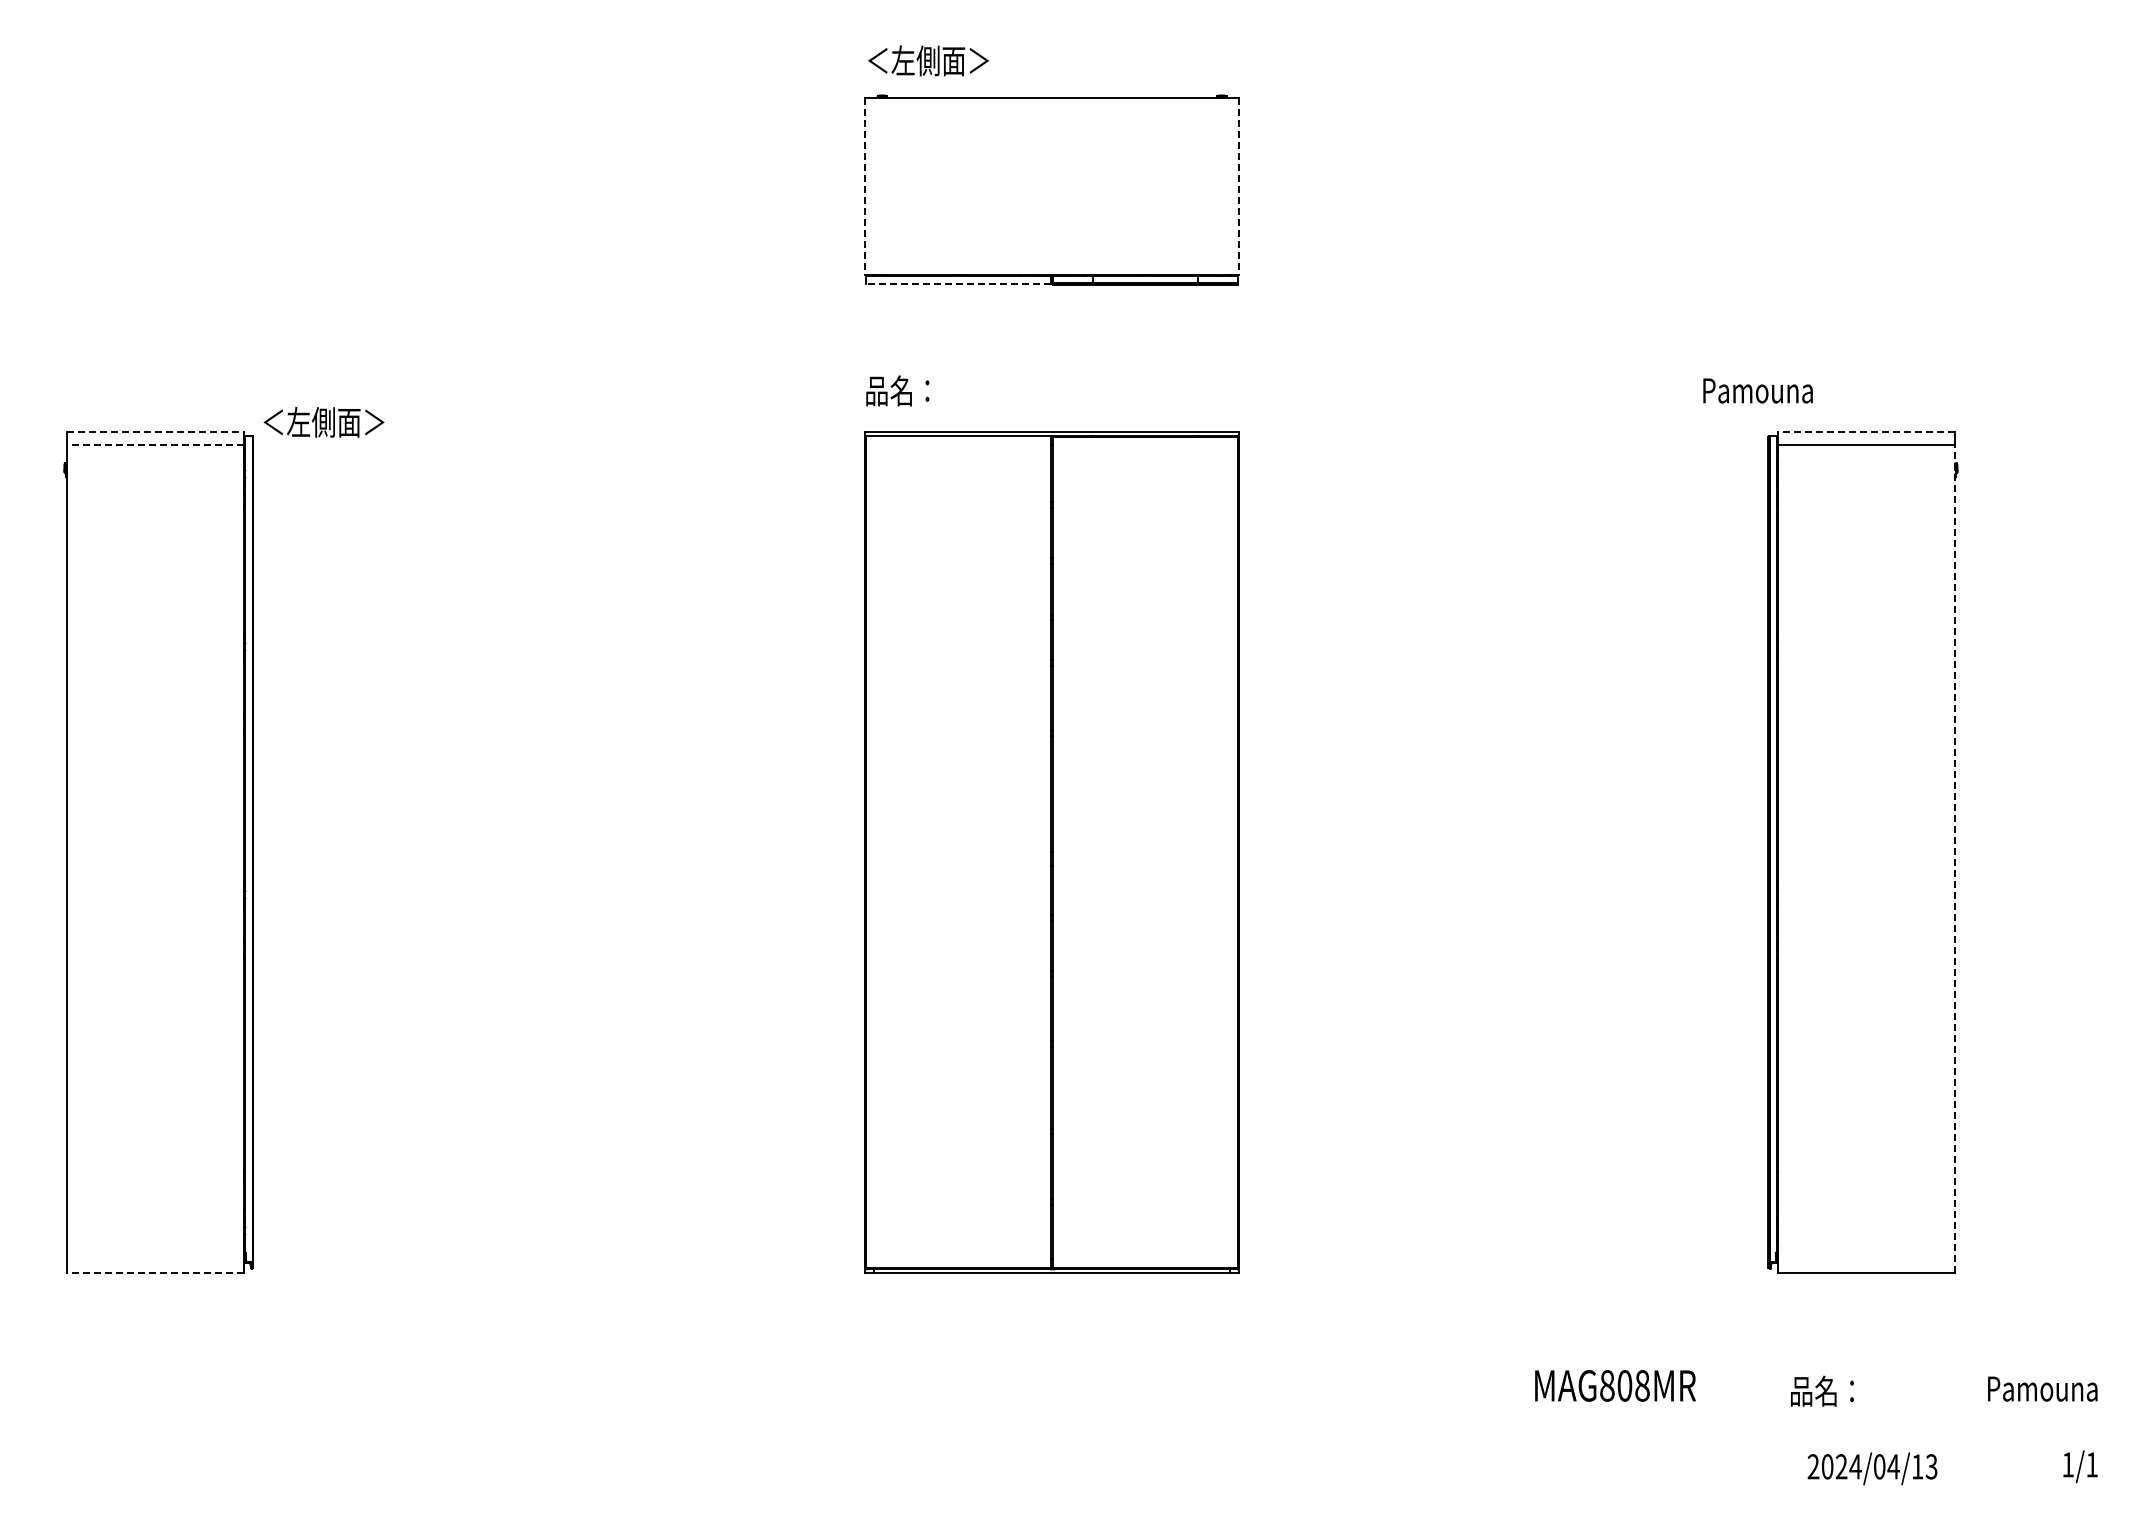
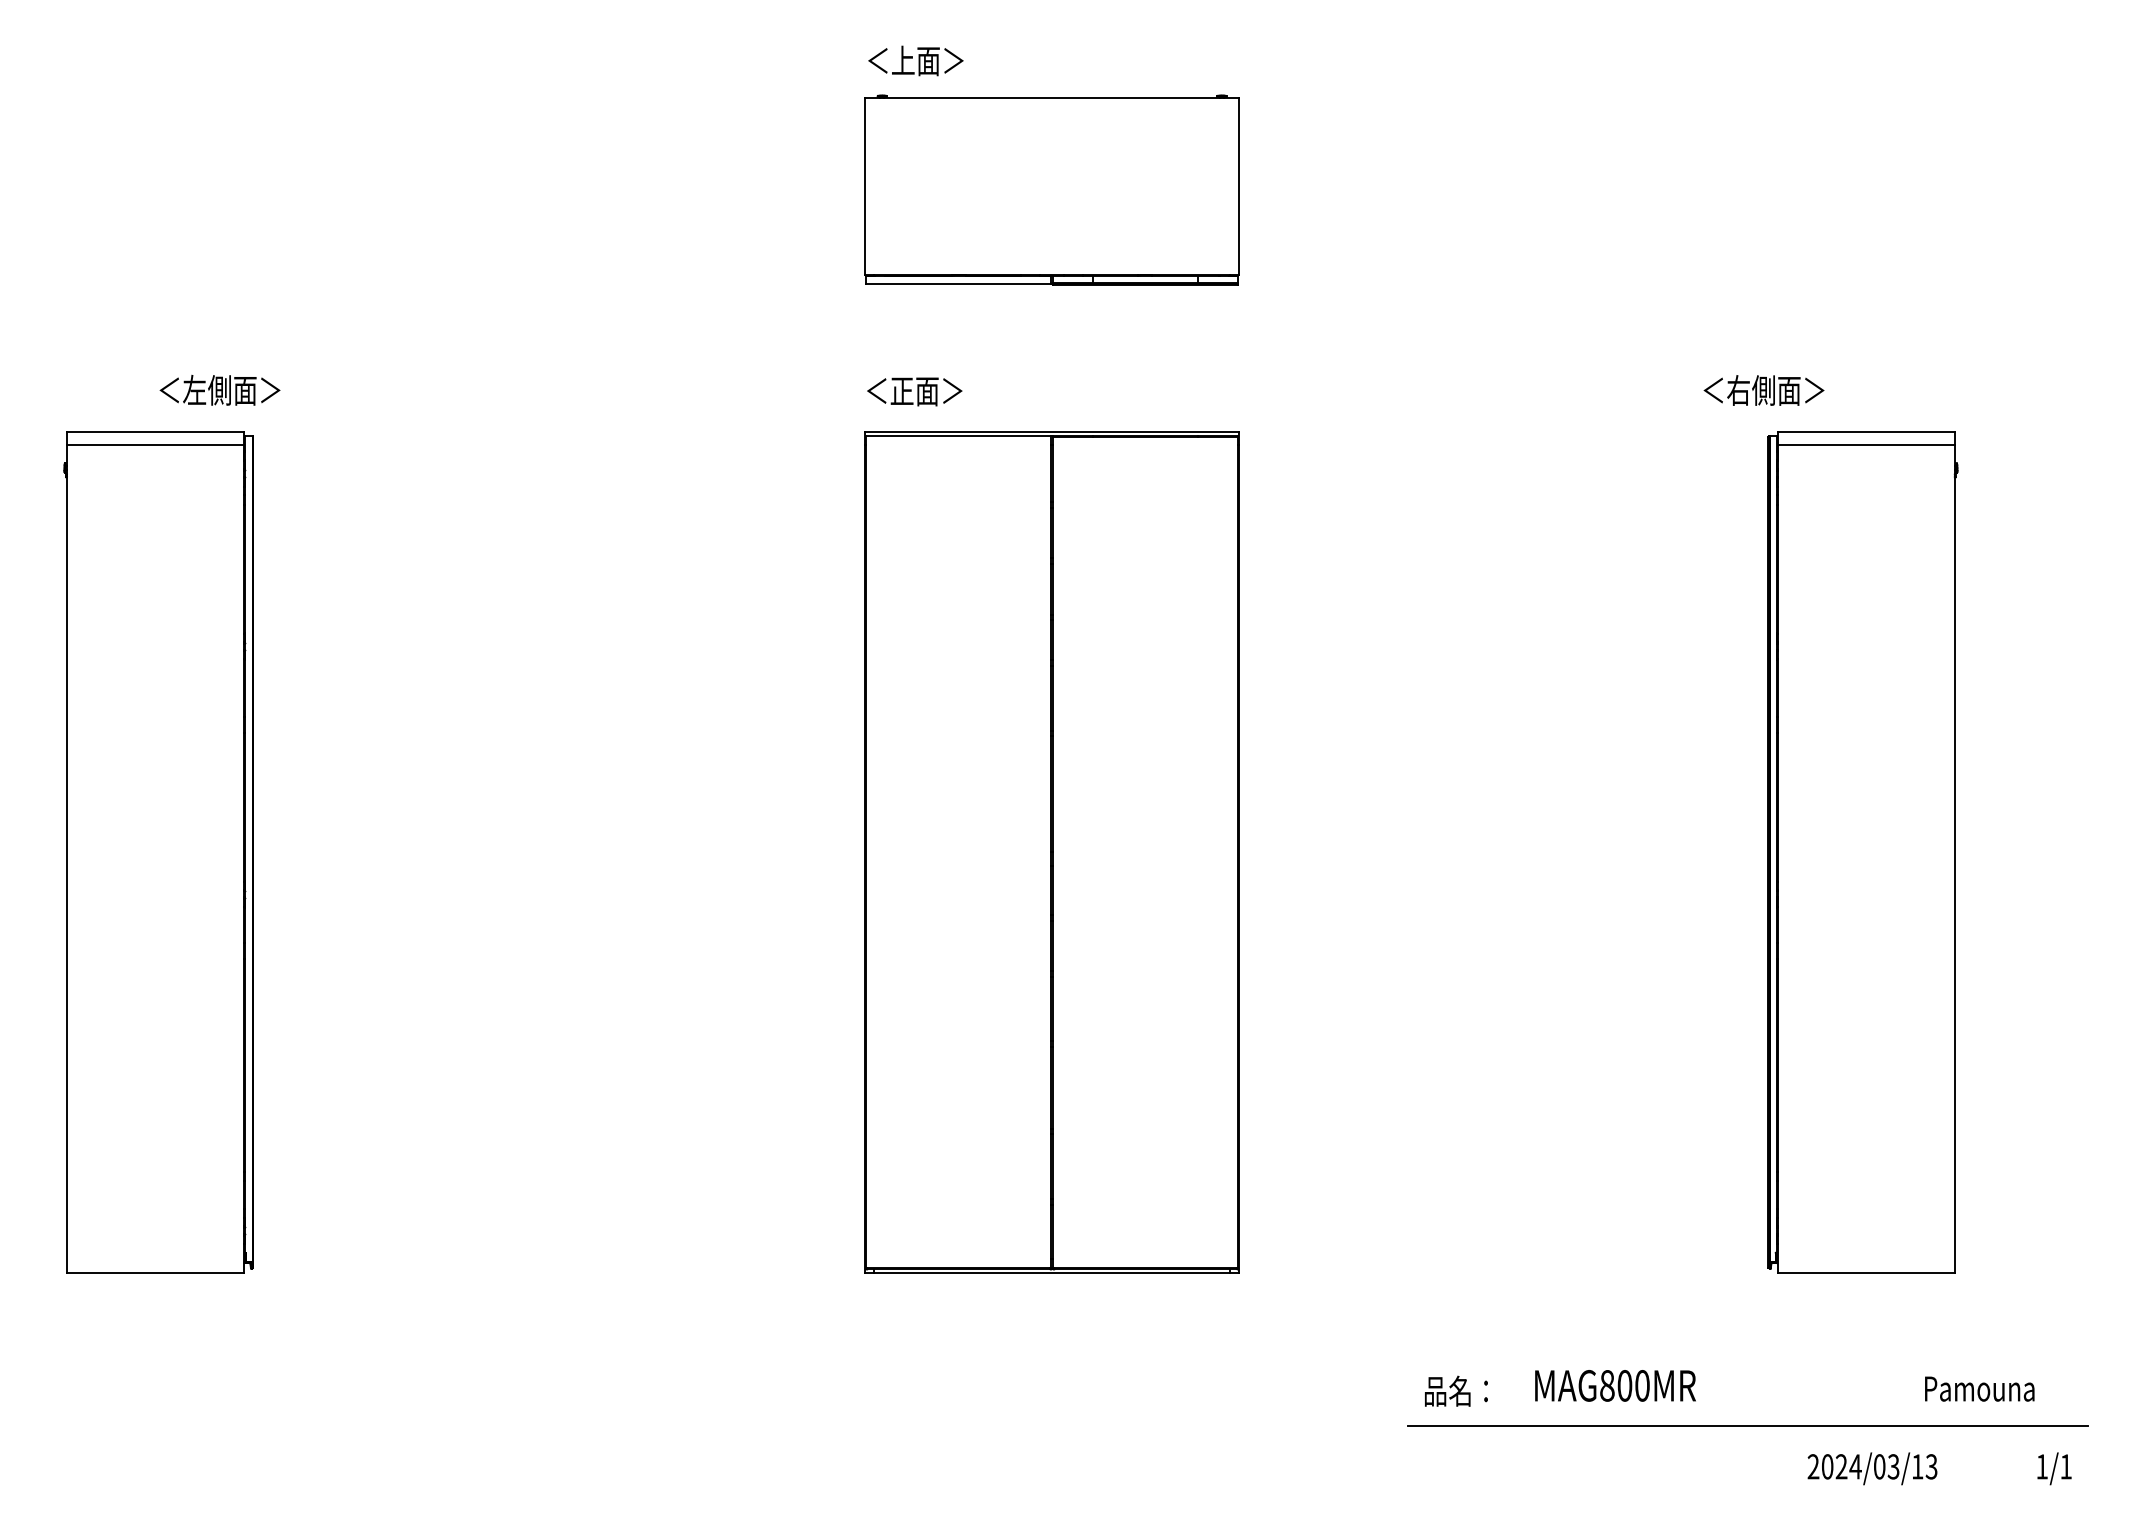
text: ＜左側面＞ -> ＜上面＞ (939, 60)
line: dashed -> solid (864, 186)
line: dashed -> solid (1239, 186)
line: dashed -> solid (958, 284)
text: 品名： -> ＜正面＞ (914, 390)
text: Pamouna -> ＜右側面＞ (1763, 390)
text position: (323, 421) -> (219, 389) (219, 389)
line: dashed -> solid (155, 431)
line: dashed -> solid (1866, 431)
line: dashed -> solid (155, 444)
line: dashed -> solid (1954, 858)
line: dashed -> solid (155, 1273)
text: MAG808MR -> MAG800MR (1642, 1385)
text position: (2042, 1388) -> (1979, 1388) (1979, 1388)
text position: (1822, 1390) -> (1456, 1390) (1456, 1390)
line: none -> present (1747, 1426)
text: 2024/04/13 -> 2024/03/13 (1893, 1466)
text position: (2080, 1466) -> (2054, 1468) (2054, 1468)
